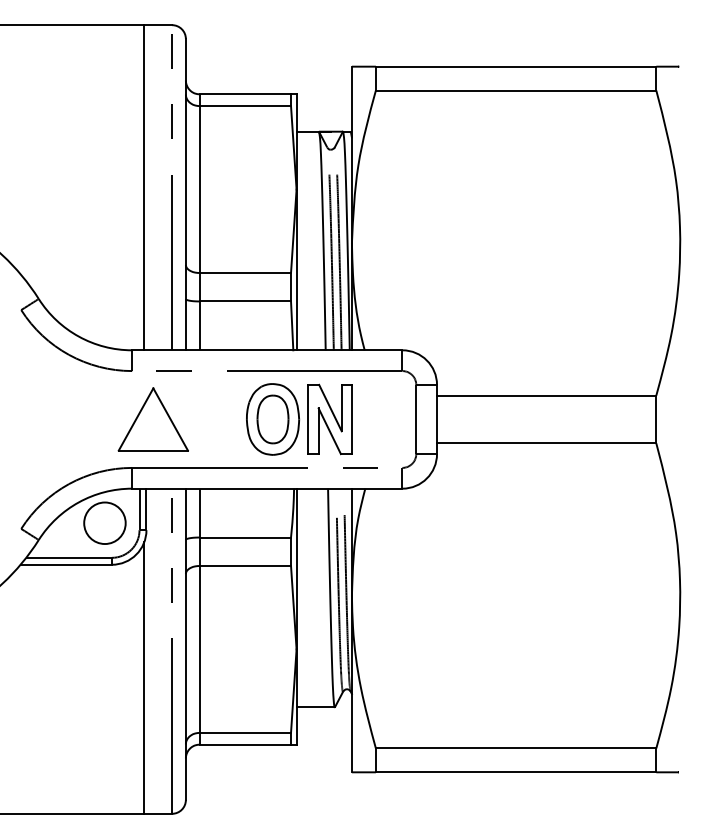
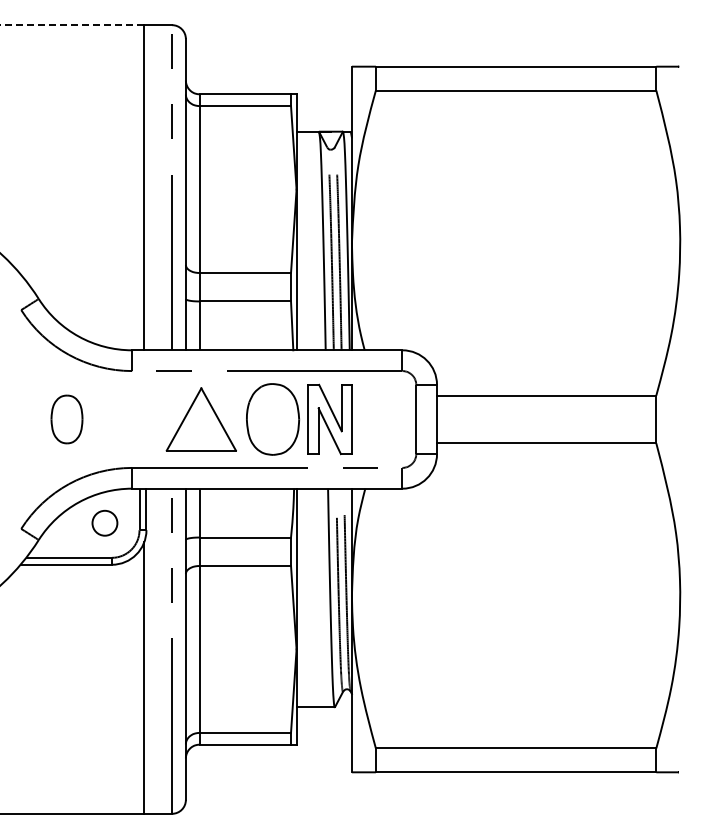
line: solid -> dashed (71, 25)
part position: (152, 419) -> (200, 419) (200, 419)
part position: (272, 419) -> (66, 419) (66, 419)
circle diameter: 42 px -> 25 px (104, 522)
